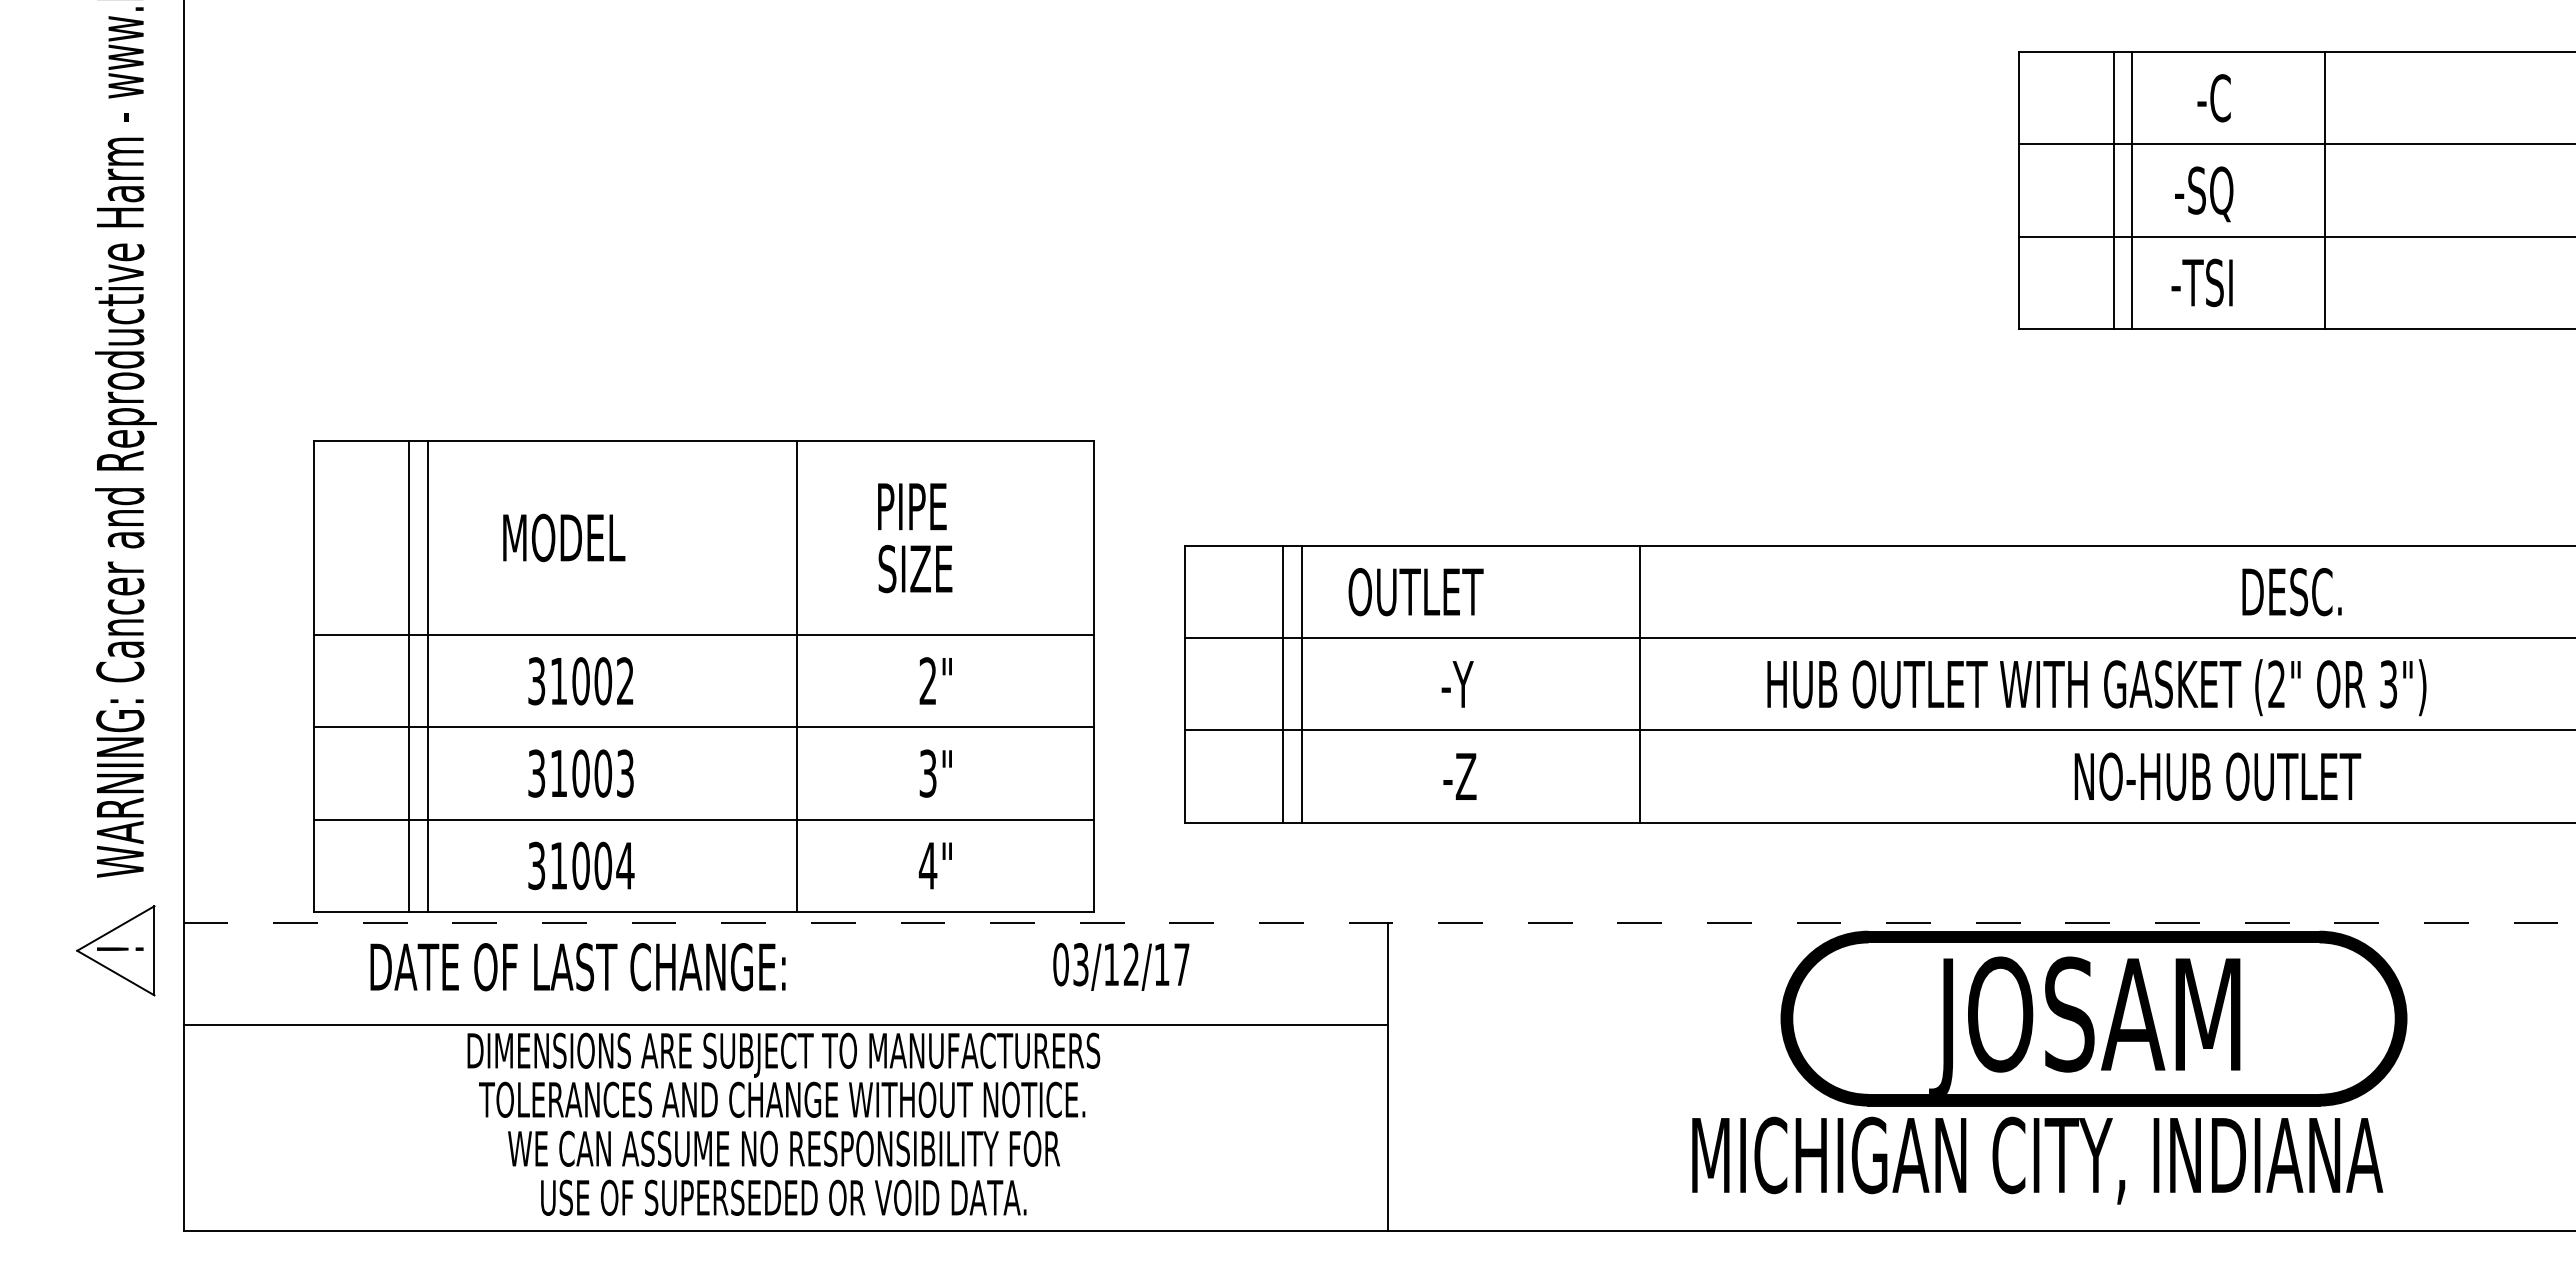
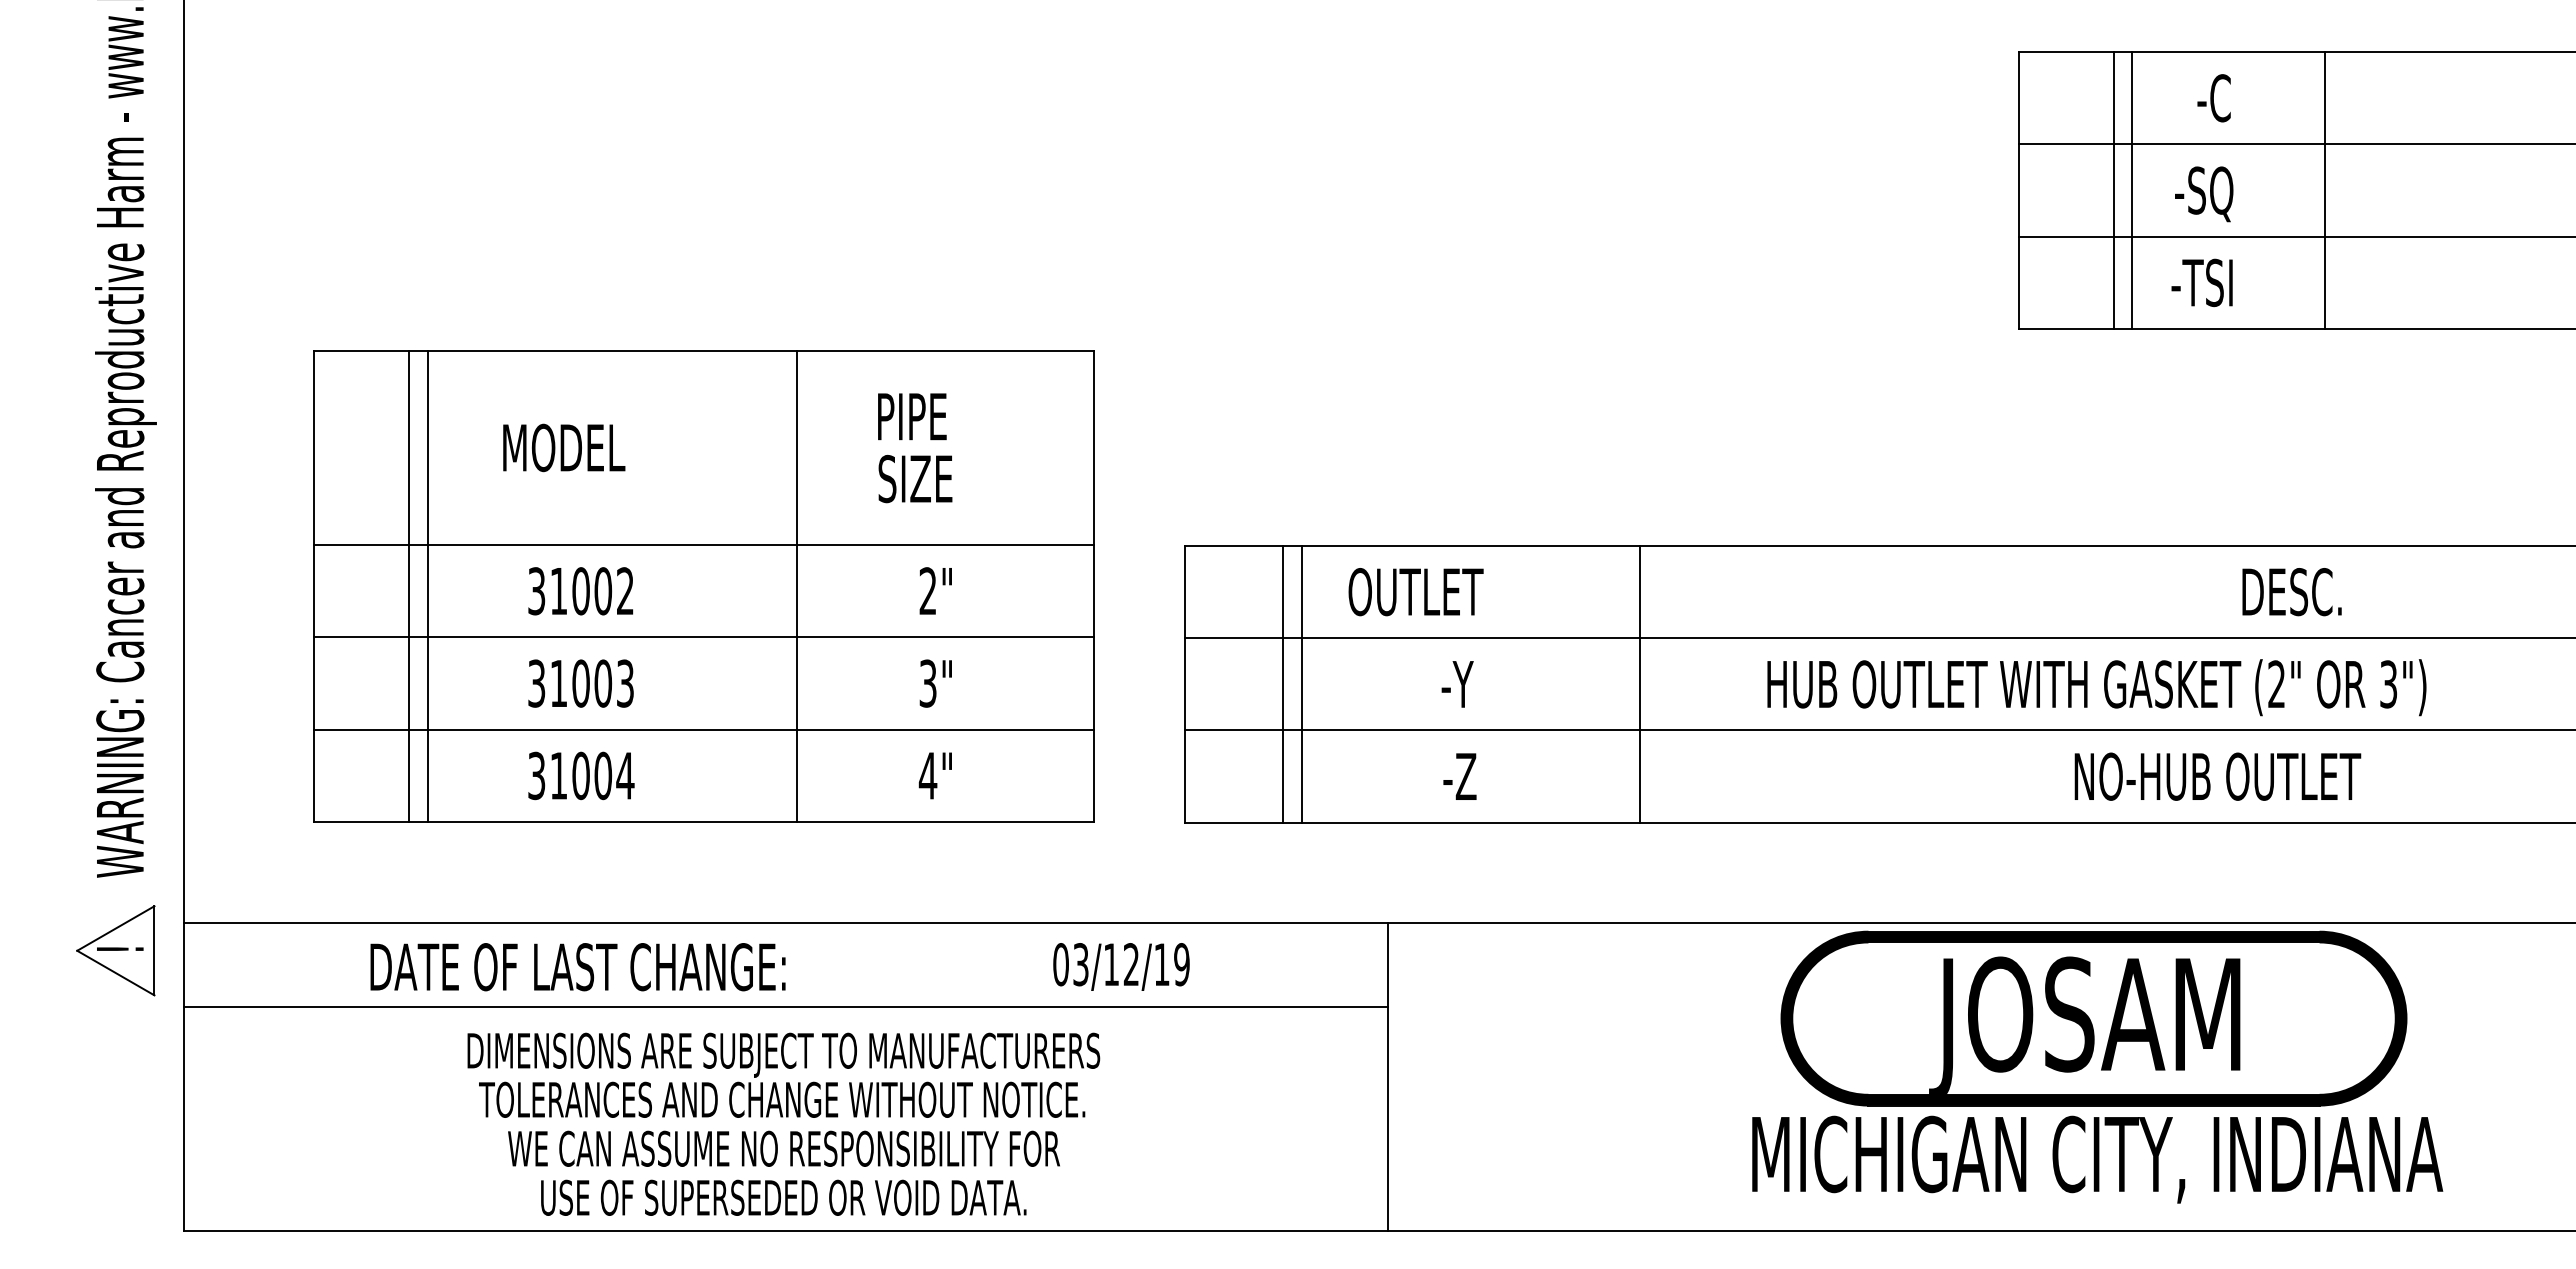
part position: (703, 676) -> (703, 586) (703, 586)
line: dashed -> solid (1379, 923)
text: 03/12/17 -> 03/12/19 (1181, 964)
line position: (785, 1025) -> (785, 1007) (785, 1007)
text position: (2037, 1160) -> (2097, 1159) (2097, 1159)
